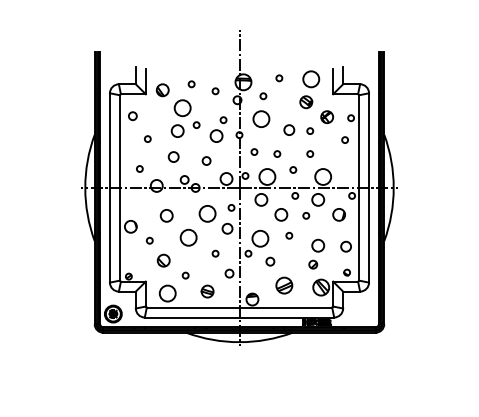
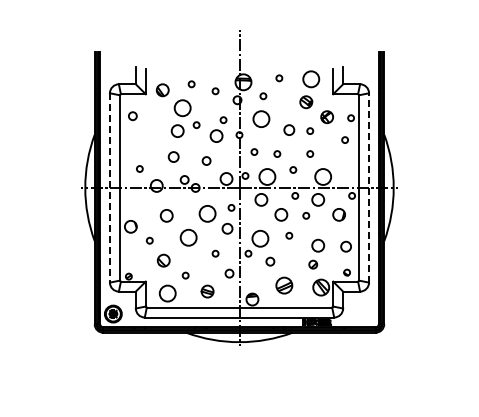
circle: present -> none (147, 138)
line: solid -> dashed (109, 187)
line: solid -> dashed (369, 187)
